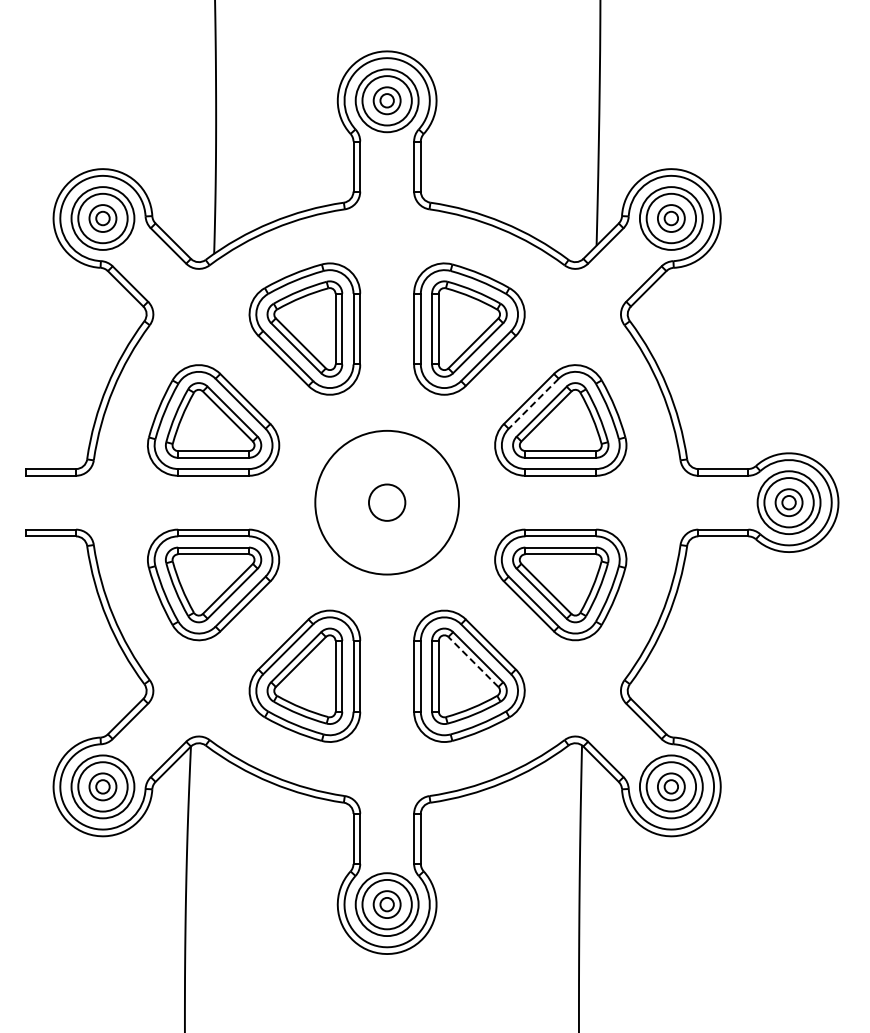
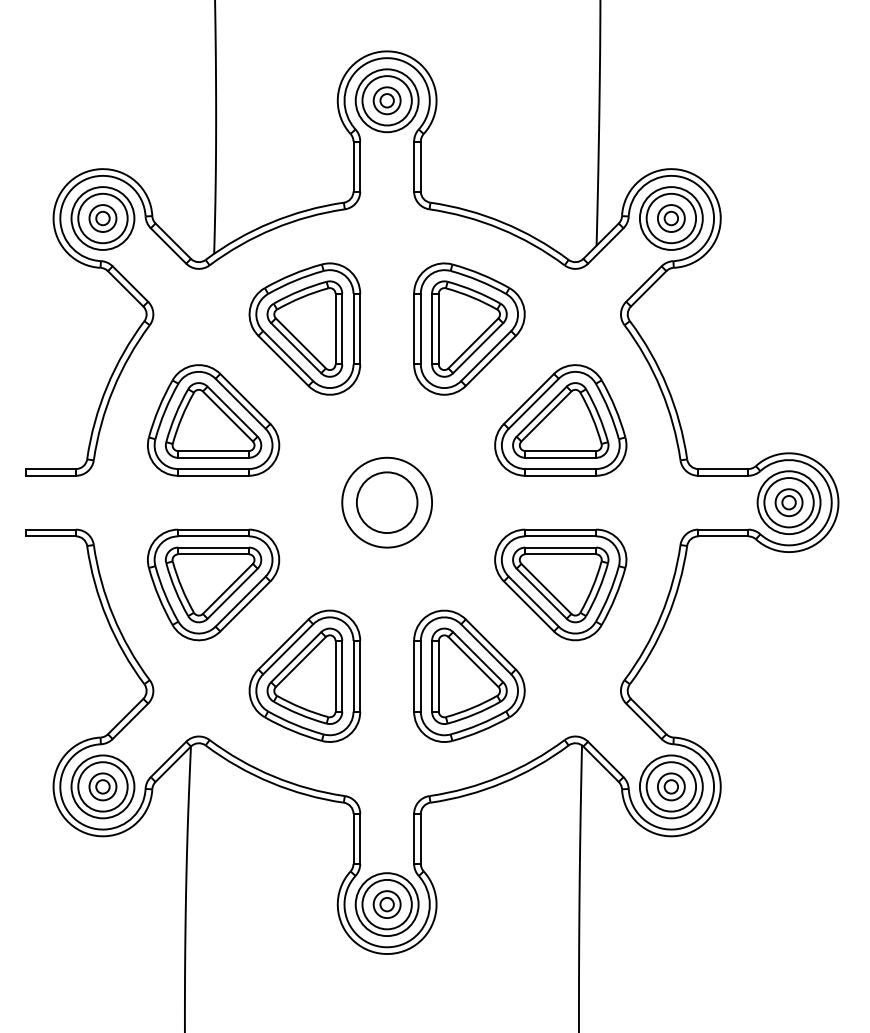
line: dashed -> solid (533, 404)
circle diameter: 36 px -> 61 px (386, 502)
circle diameter: 144 px -> 90 px (387, 502)
line: dashed -> solid (473, 661)
